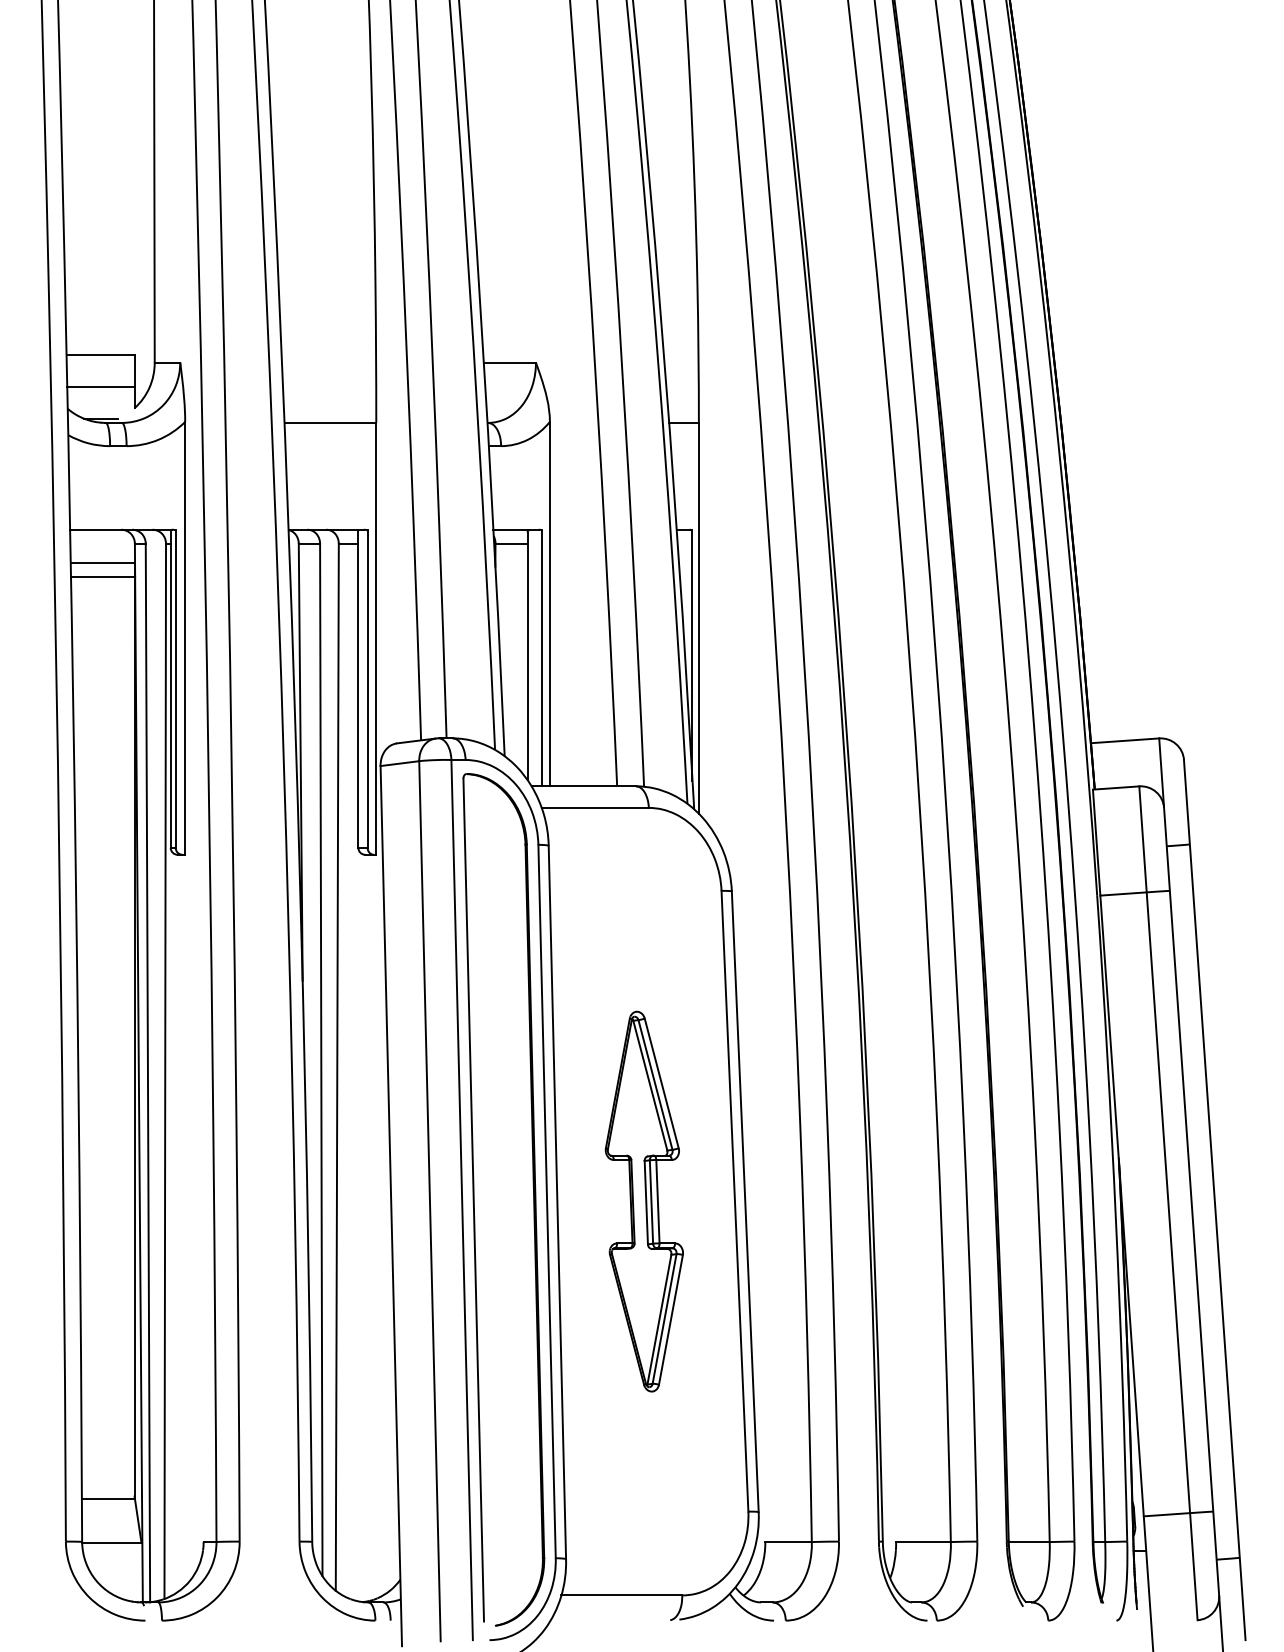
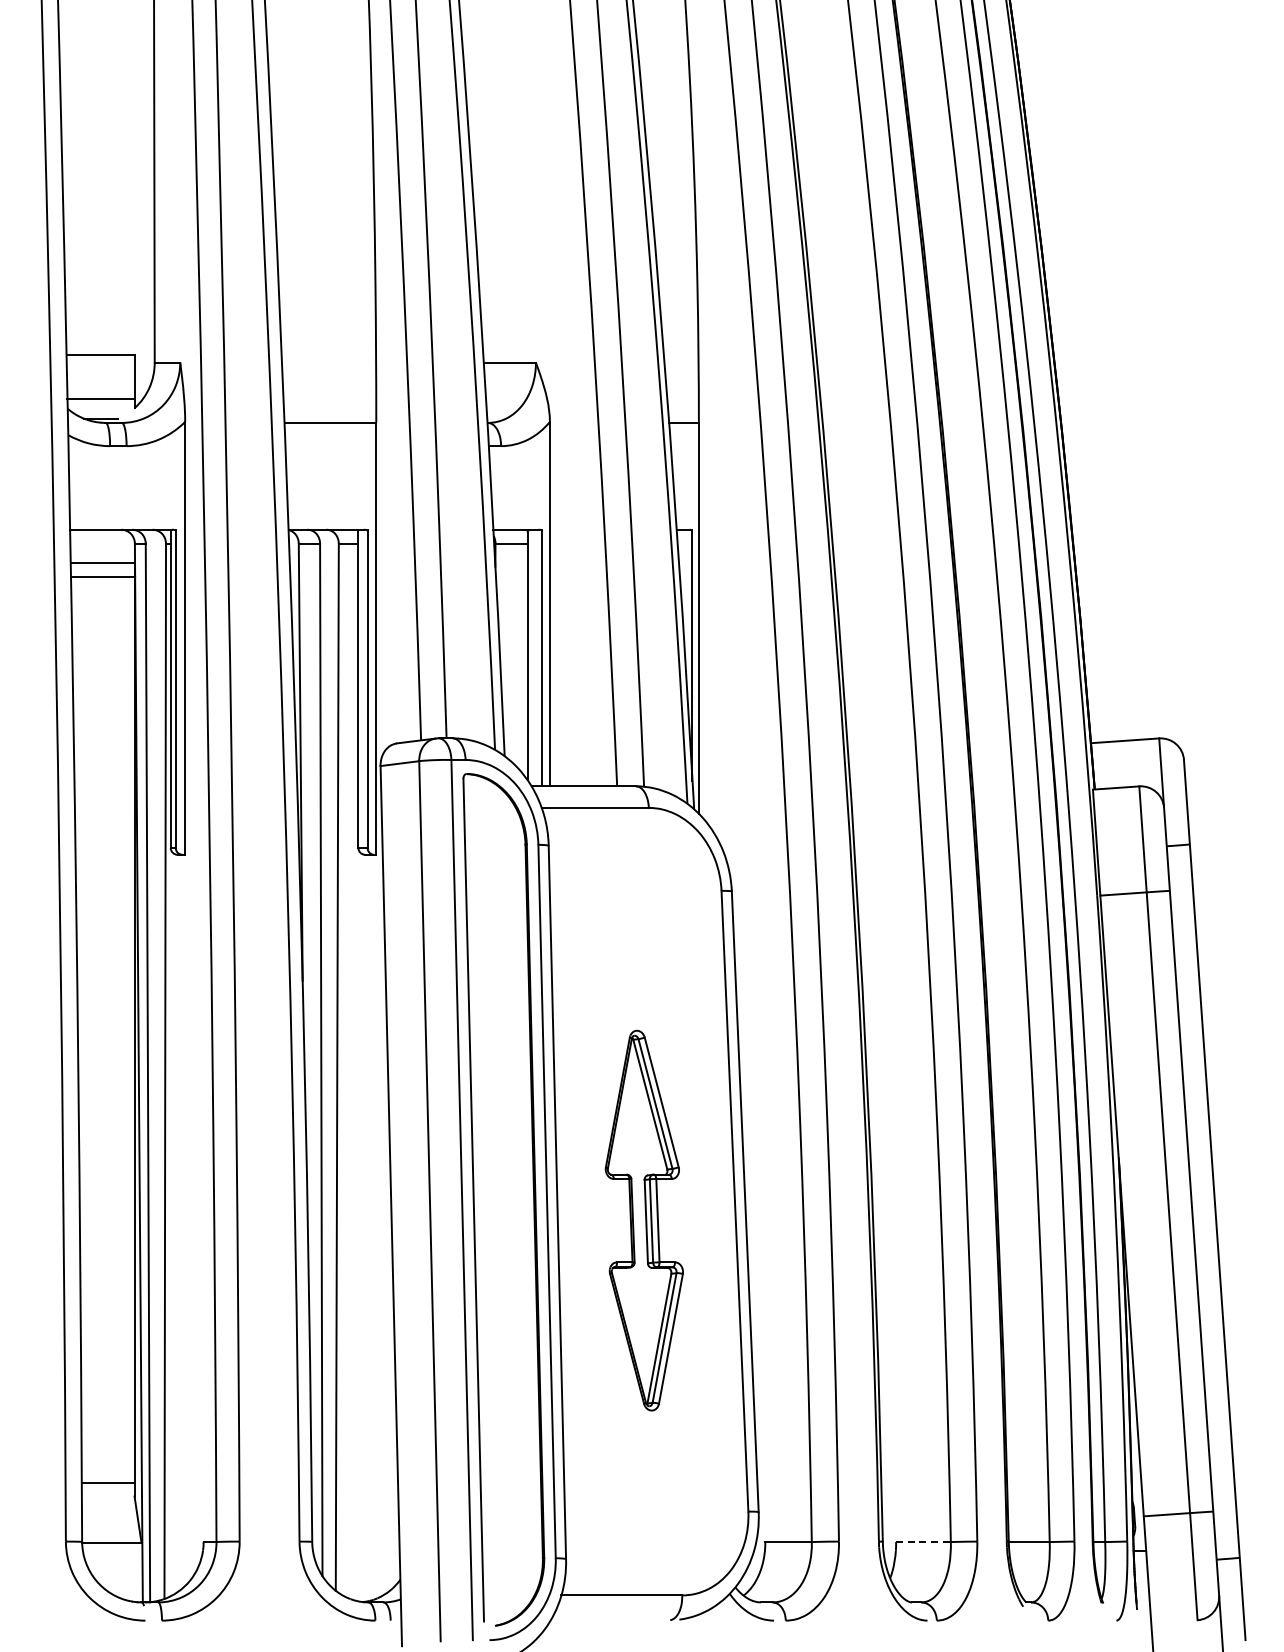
line position: (100, 386) -> (100, 398) (100, 398)
part position: (643, 1201) -> (643, 1220) (643, 1220)
line position: (107, 1499) -> (107, 1483) (107, 1483)
line: solid -> dashed (923, 1542)
